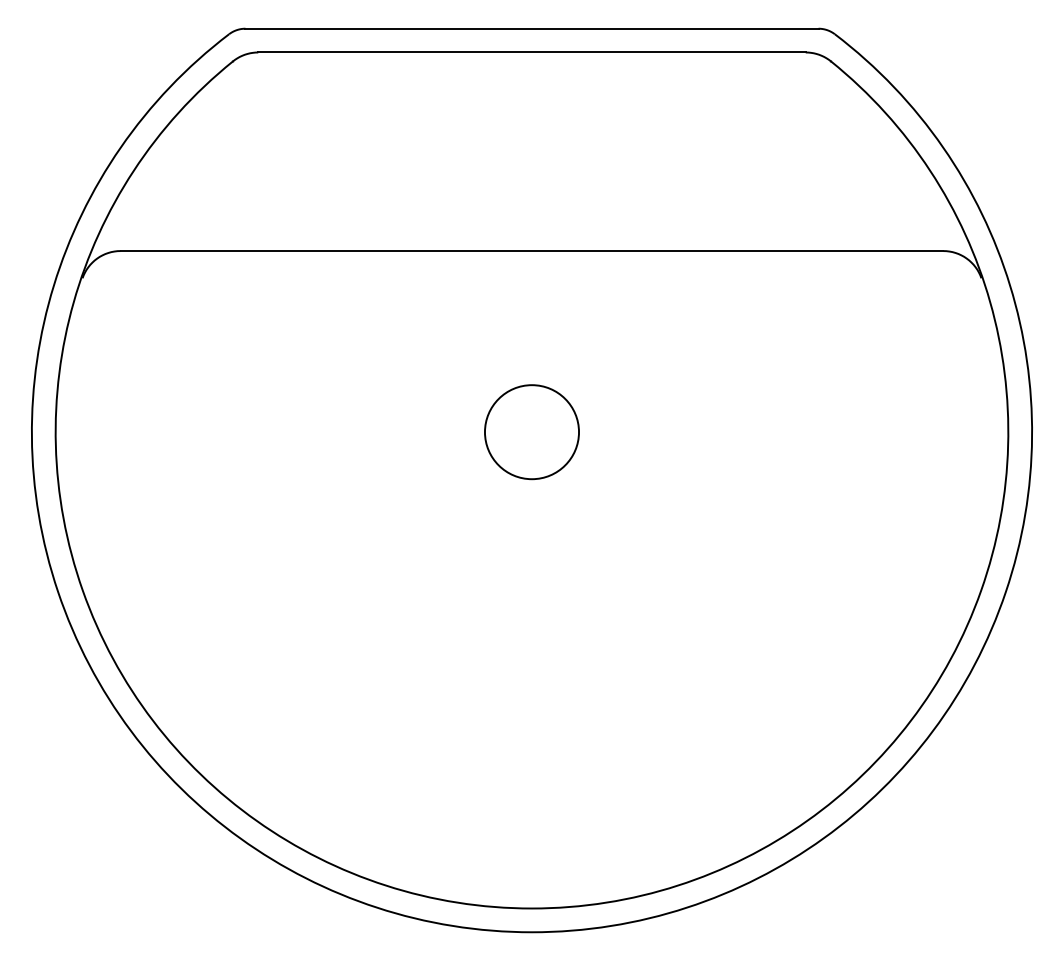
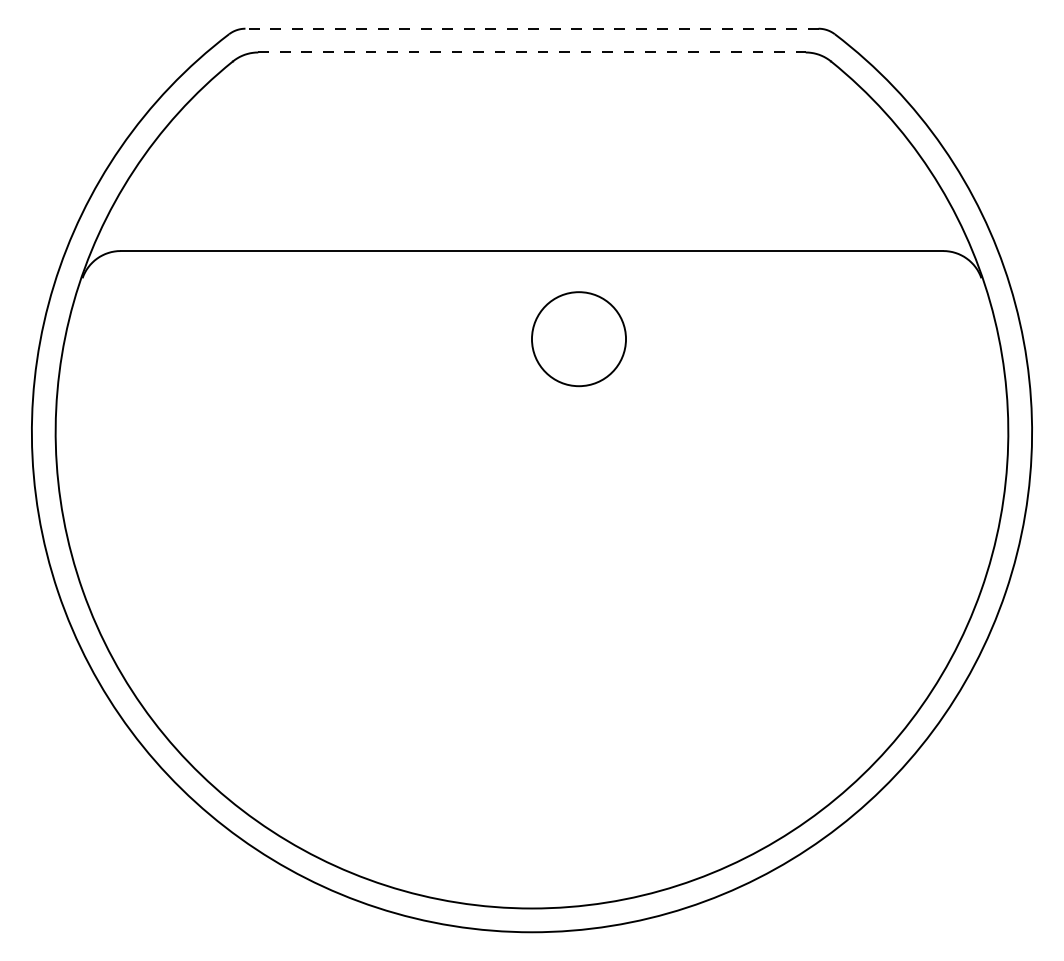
line: solid -> dashed (532, 28)
line: solid -> dashed (532, 52)
circle position: (531, 432) -> (578, 339) (578, 339)
